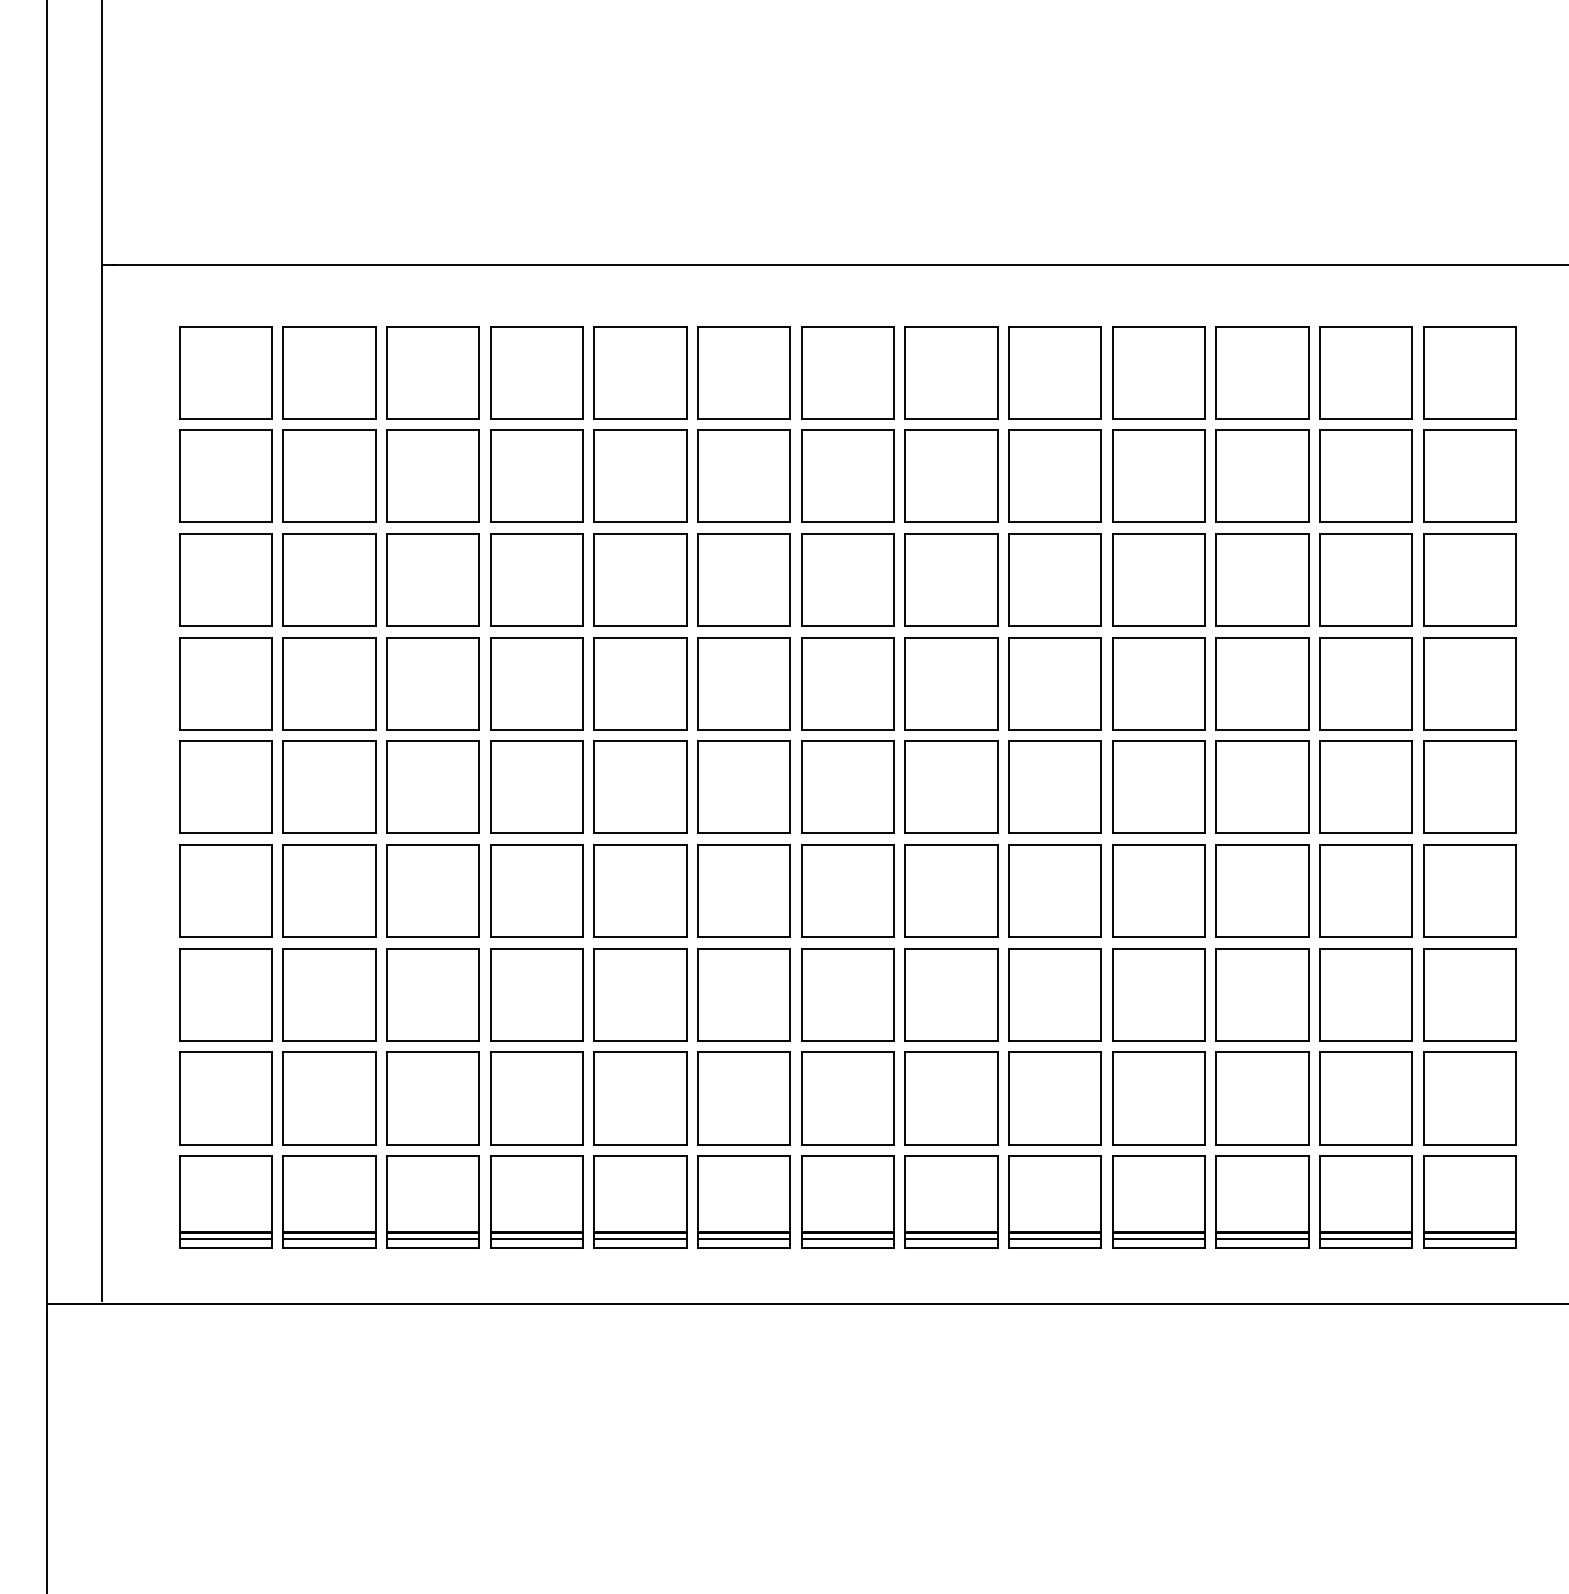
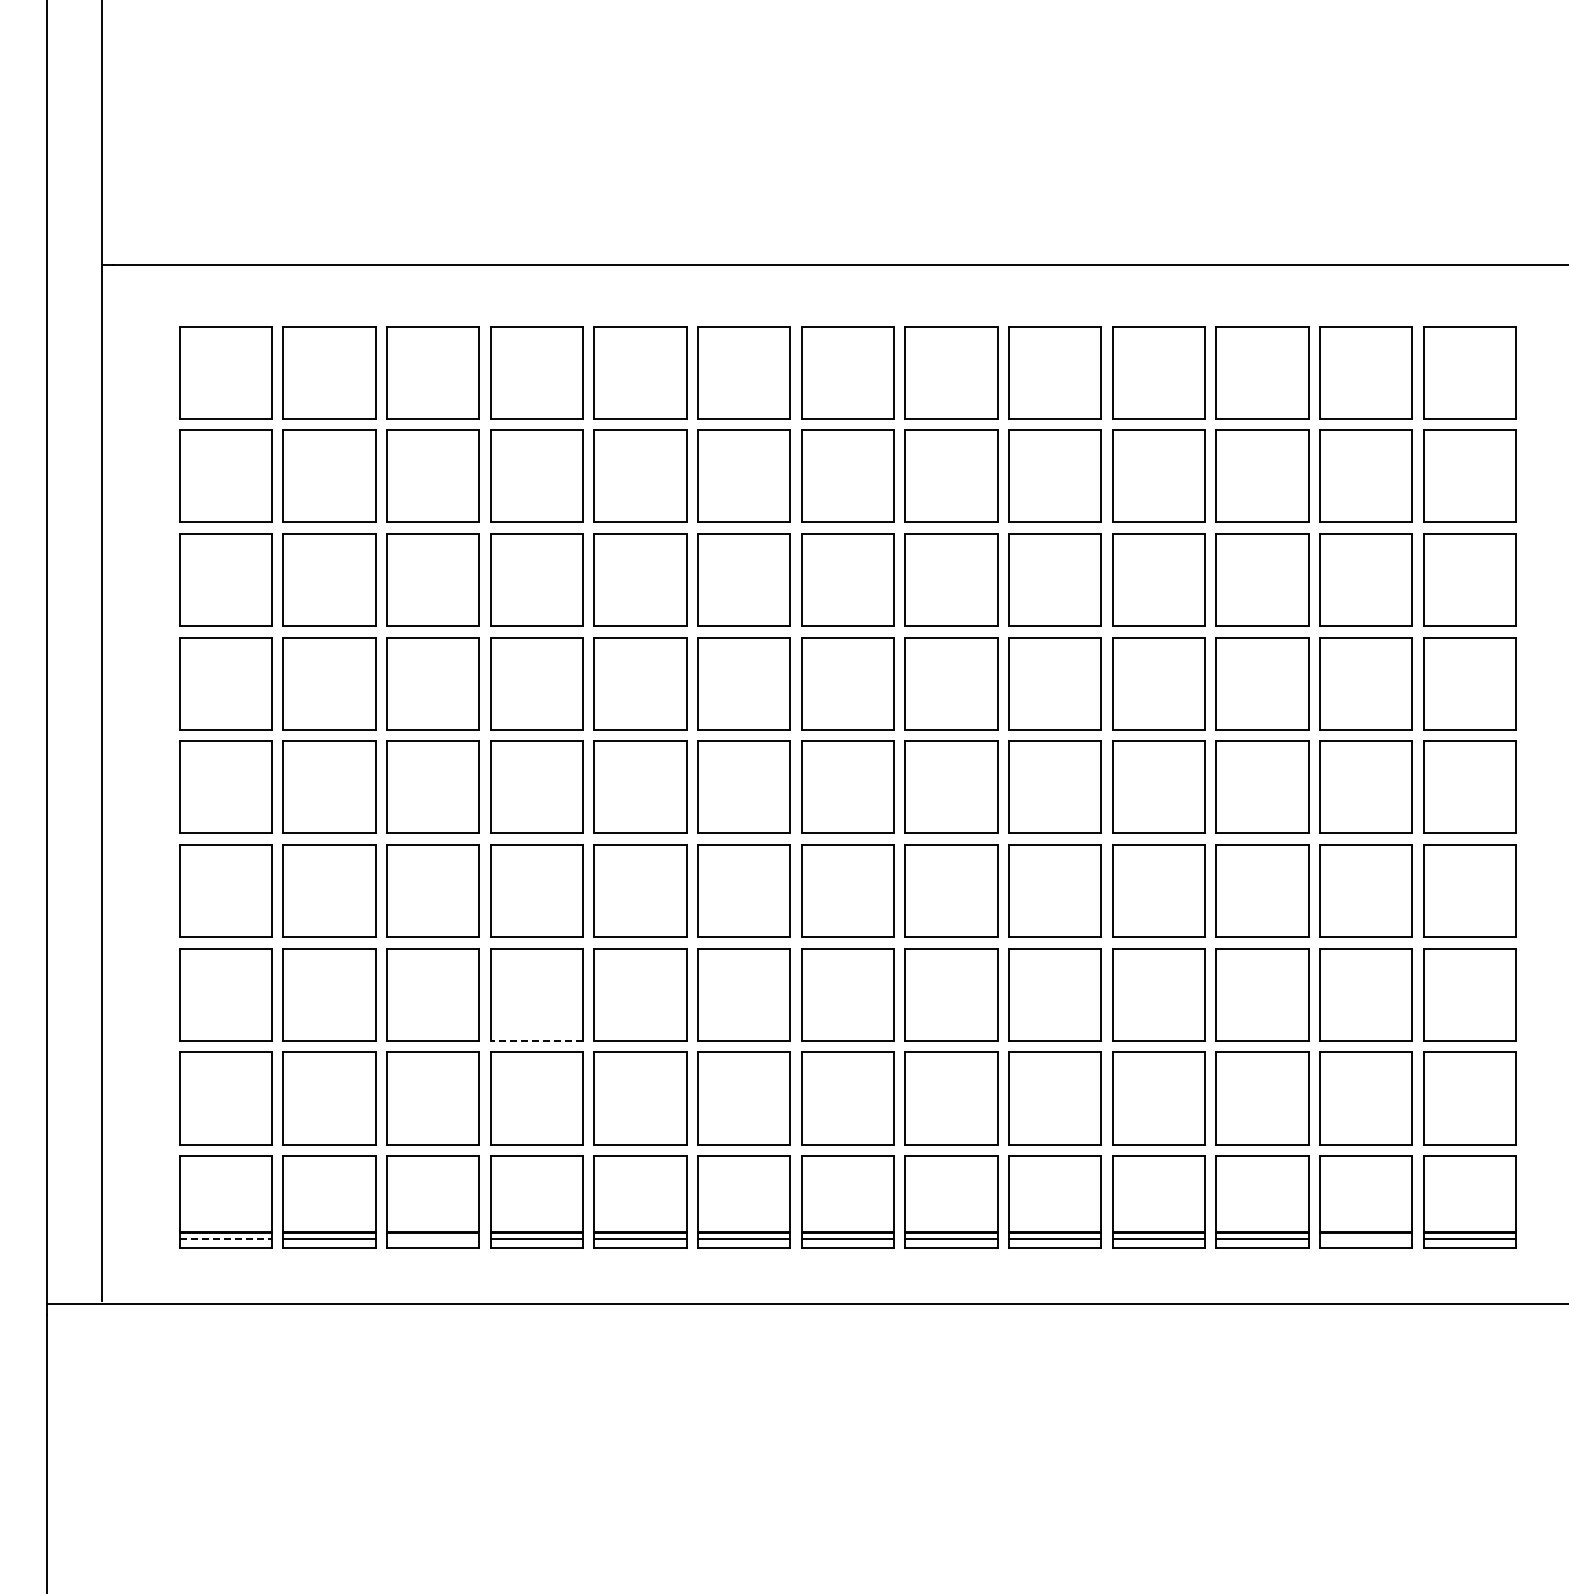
line: solid -> dashed (536, 1040)
line: solid -> dashed (226, 1238)
line: present -> none (433, 1238)
line: present -> none (1366, 1238)
